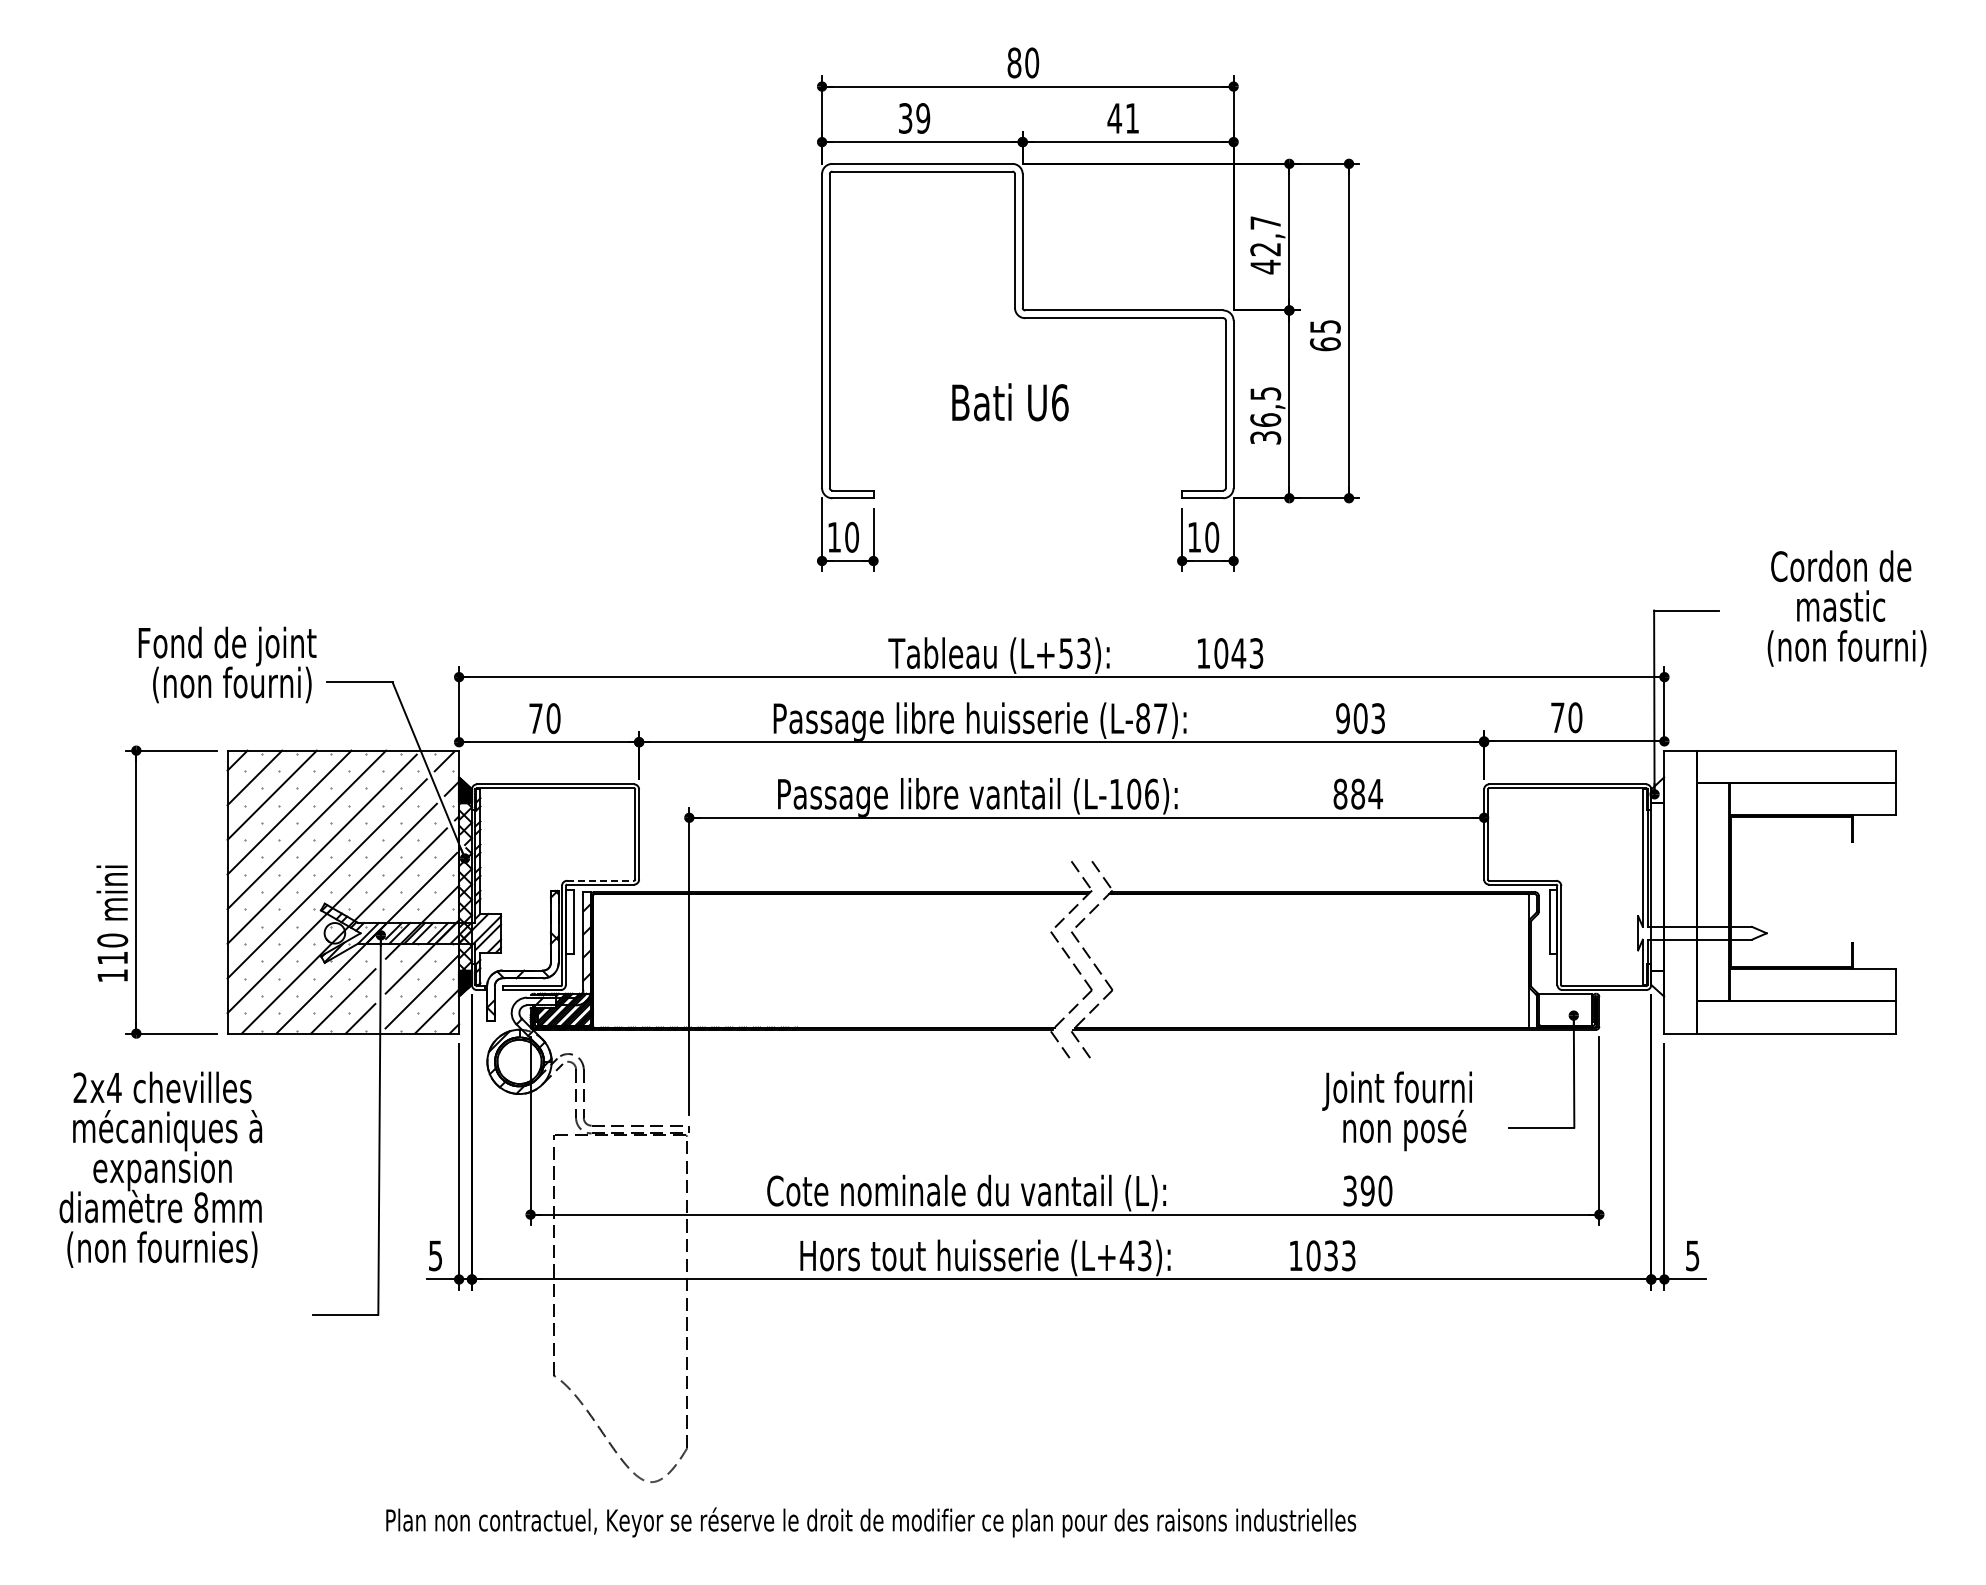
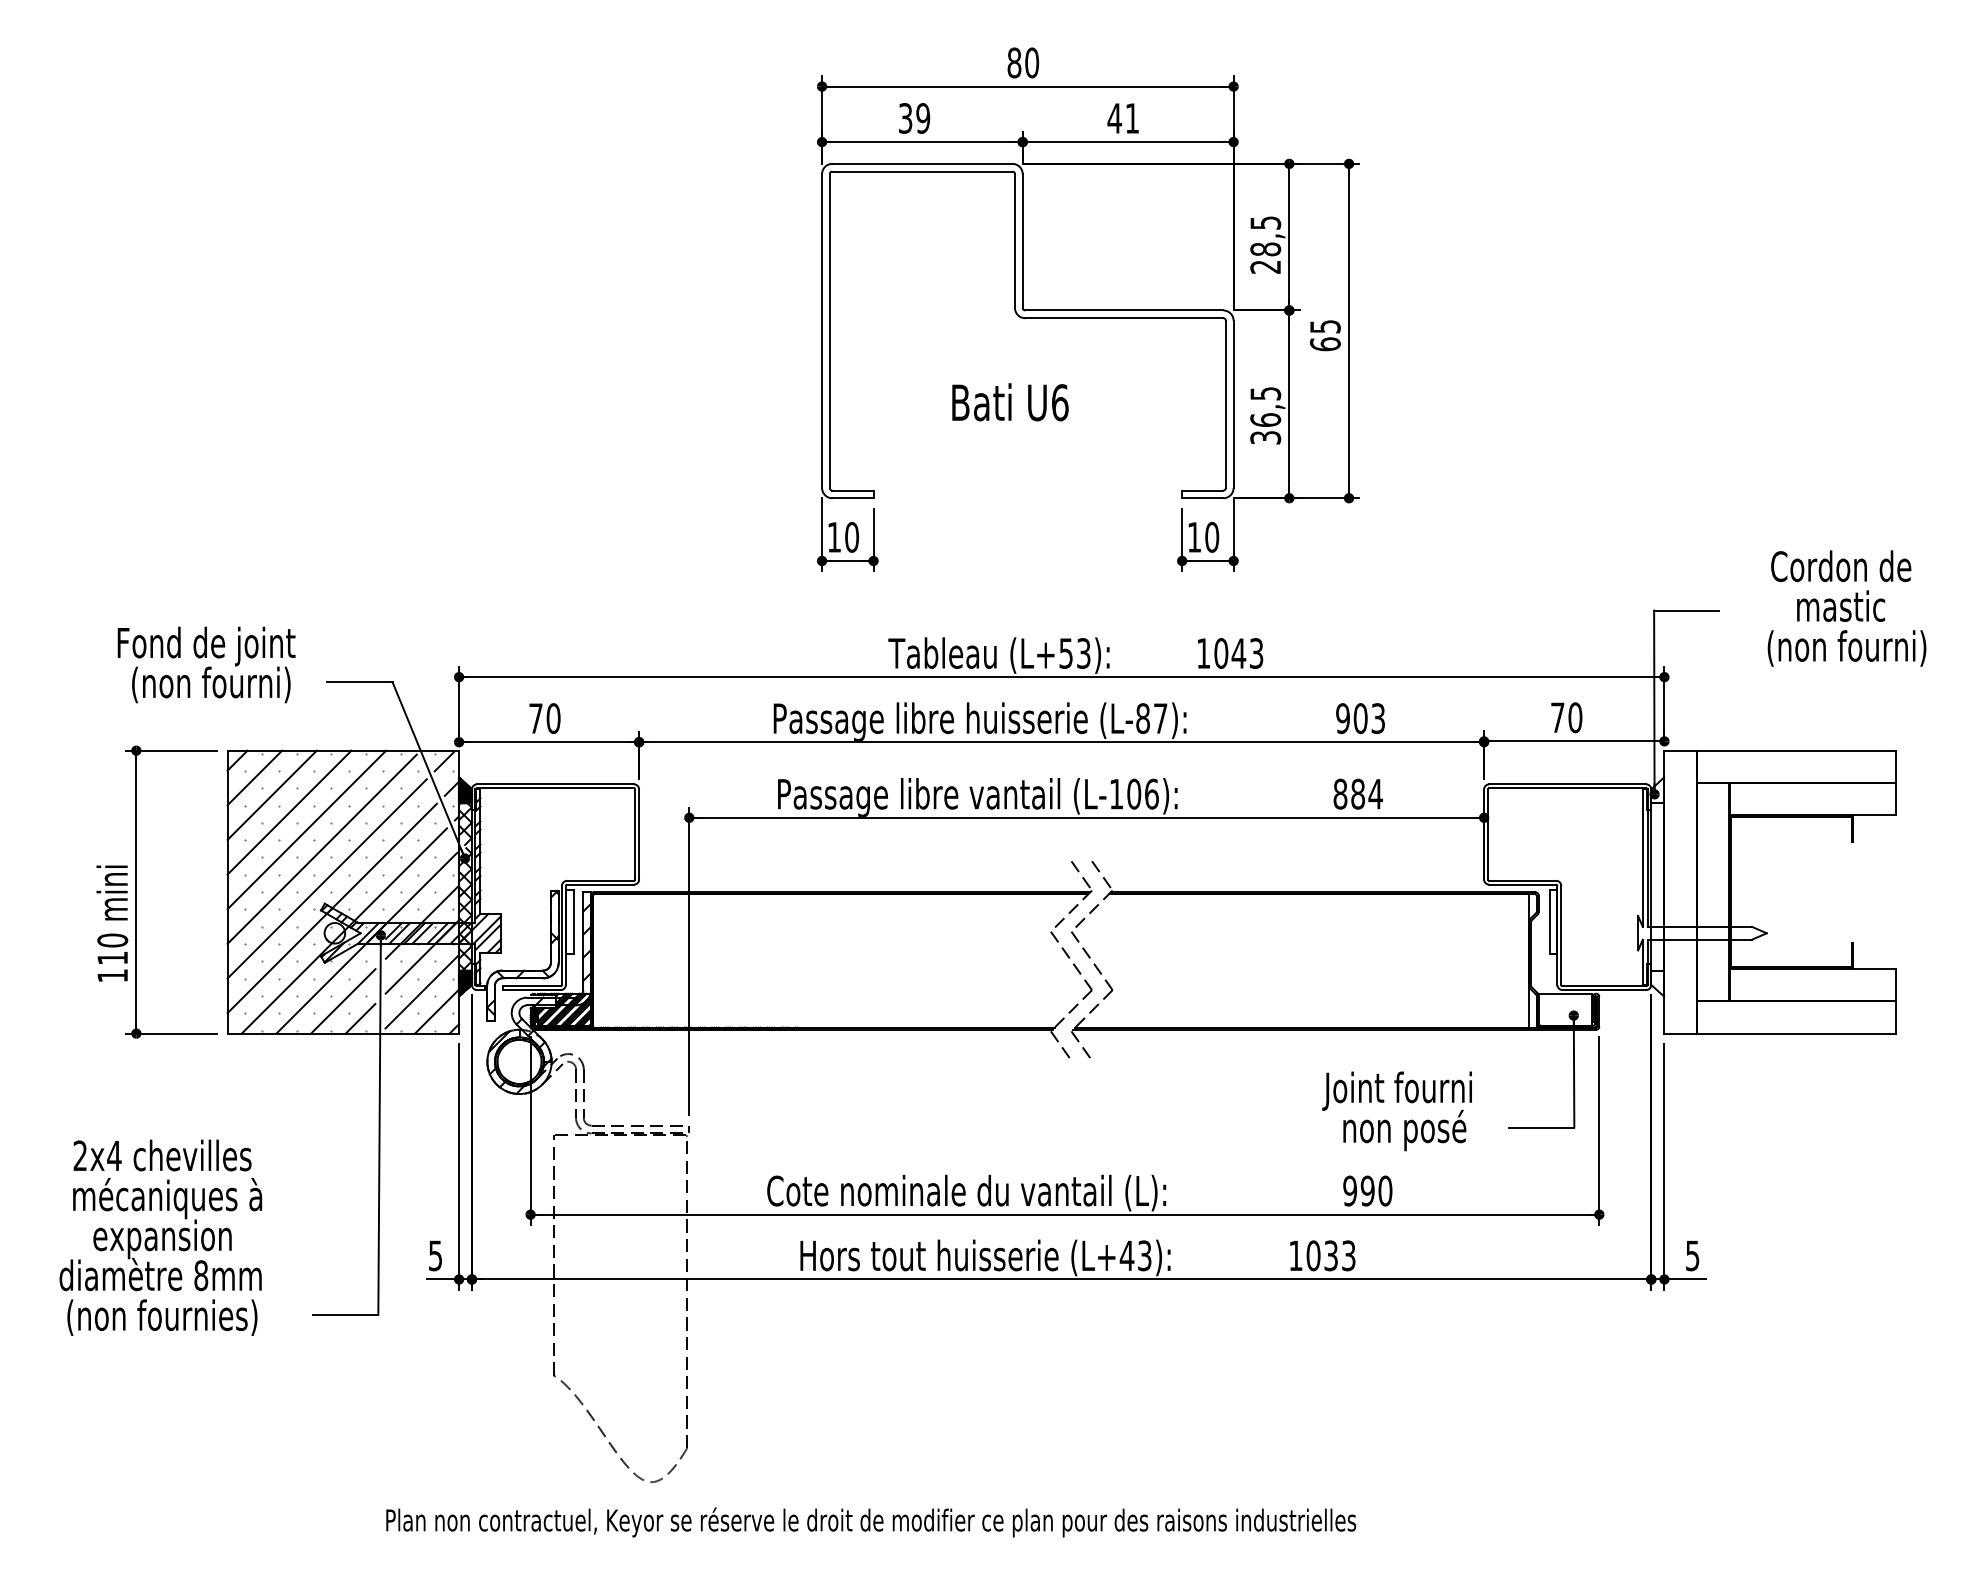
text: 42,7 -> 28,5 (1265, 245)
text position: (227, 664) -> (206, 664) (206, 664)
line: dashed -> solid (601, 880)
text position: (160, 1169) -> (160, 1237) (160, 1237)
text: 390 -> 990 (1350, 1190)
